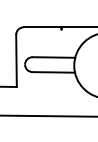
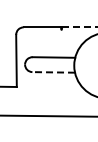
line: solid -> dashed (80, 27)
line: solid -> dashed (53, 72)
